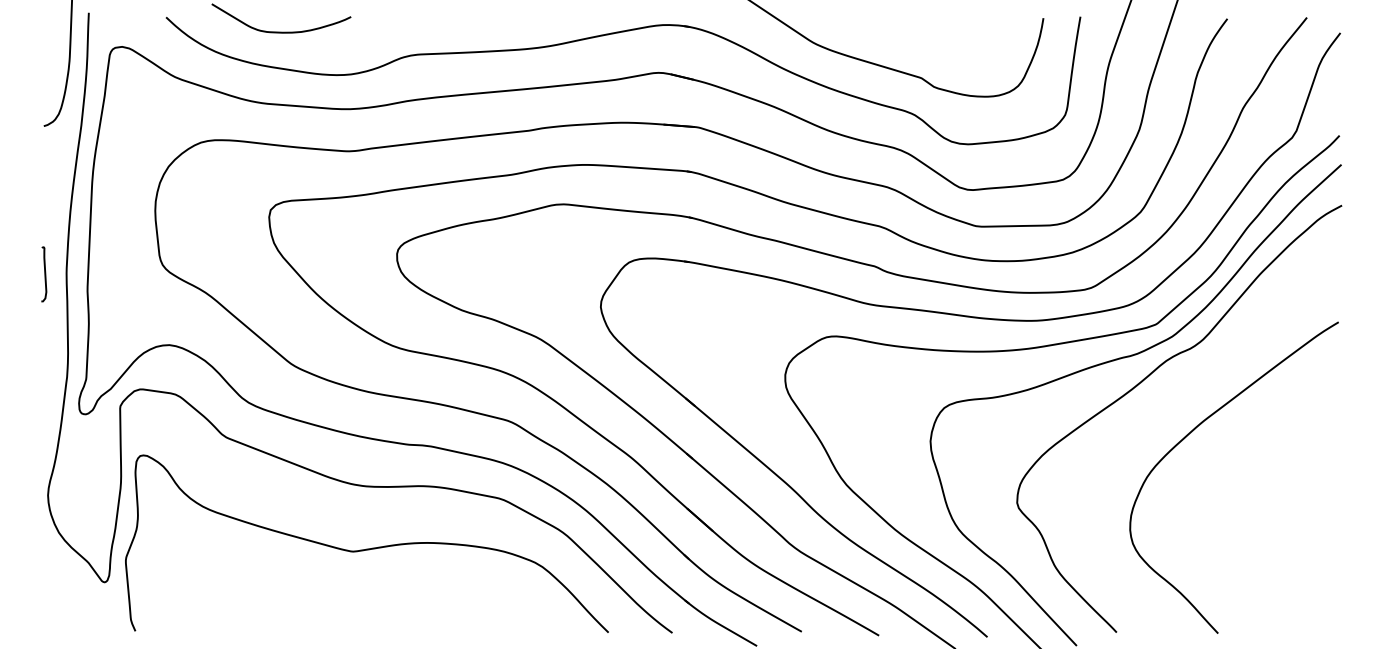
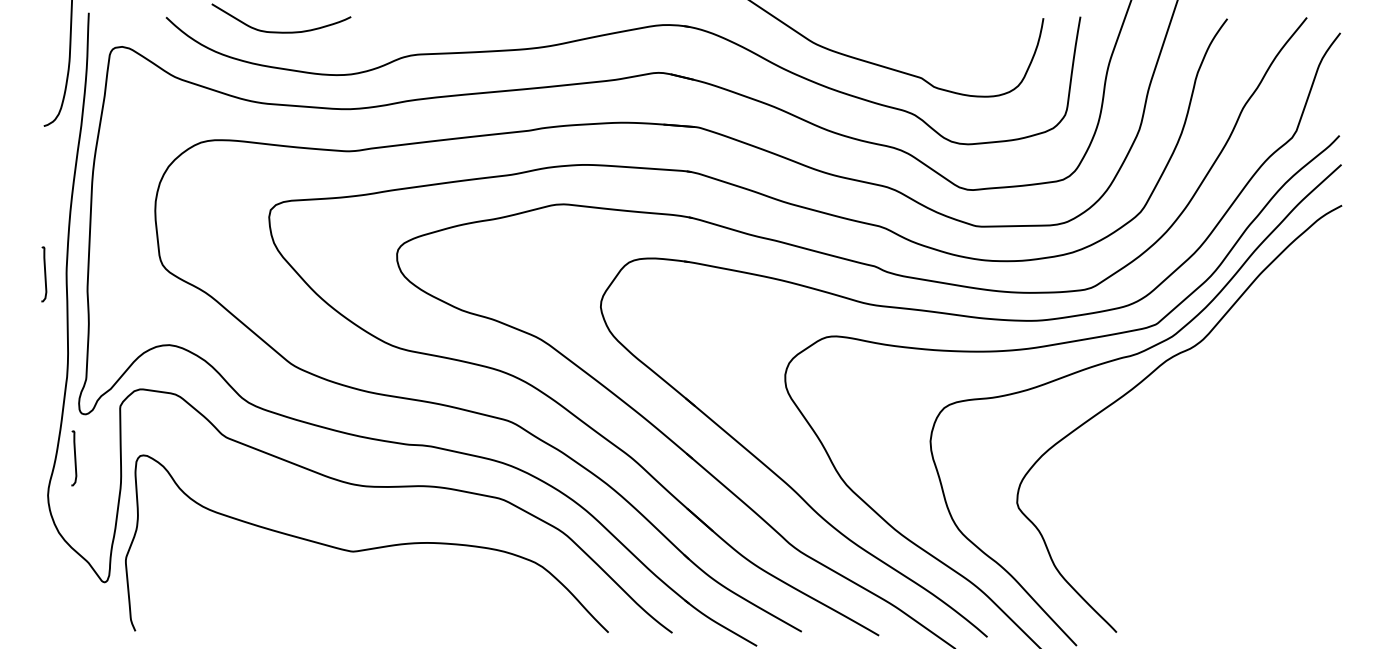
curve: present -> none (1192, 432)
curve: none -> present (74, 458)
